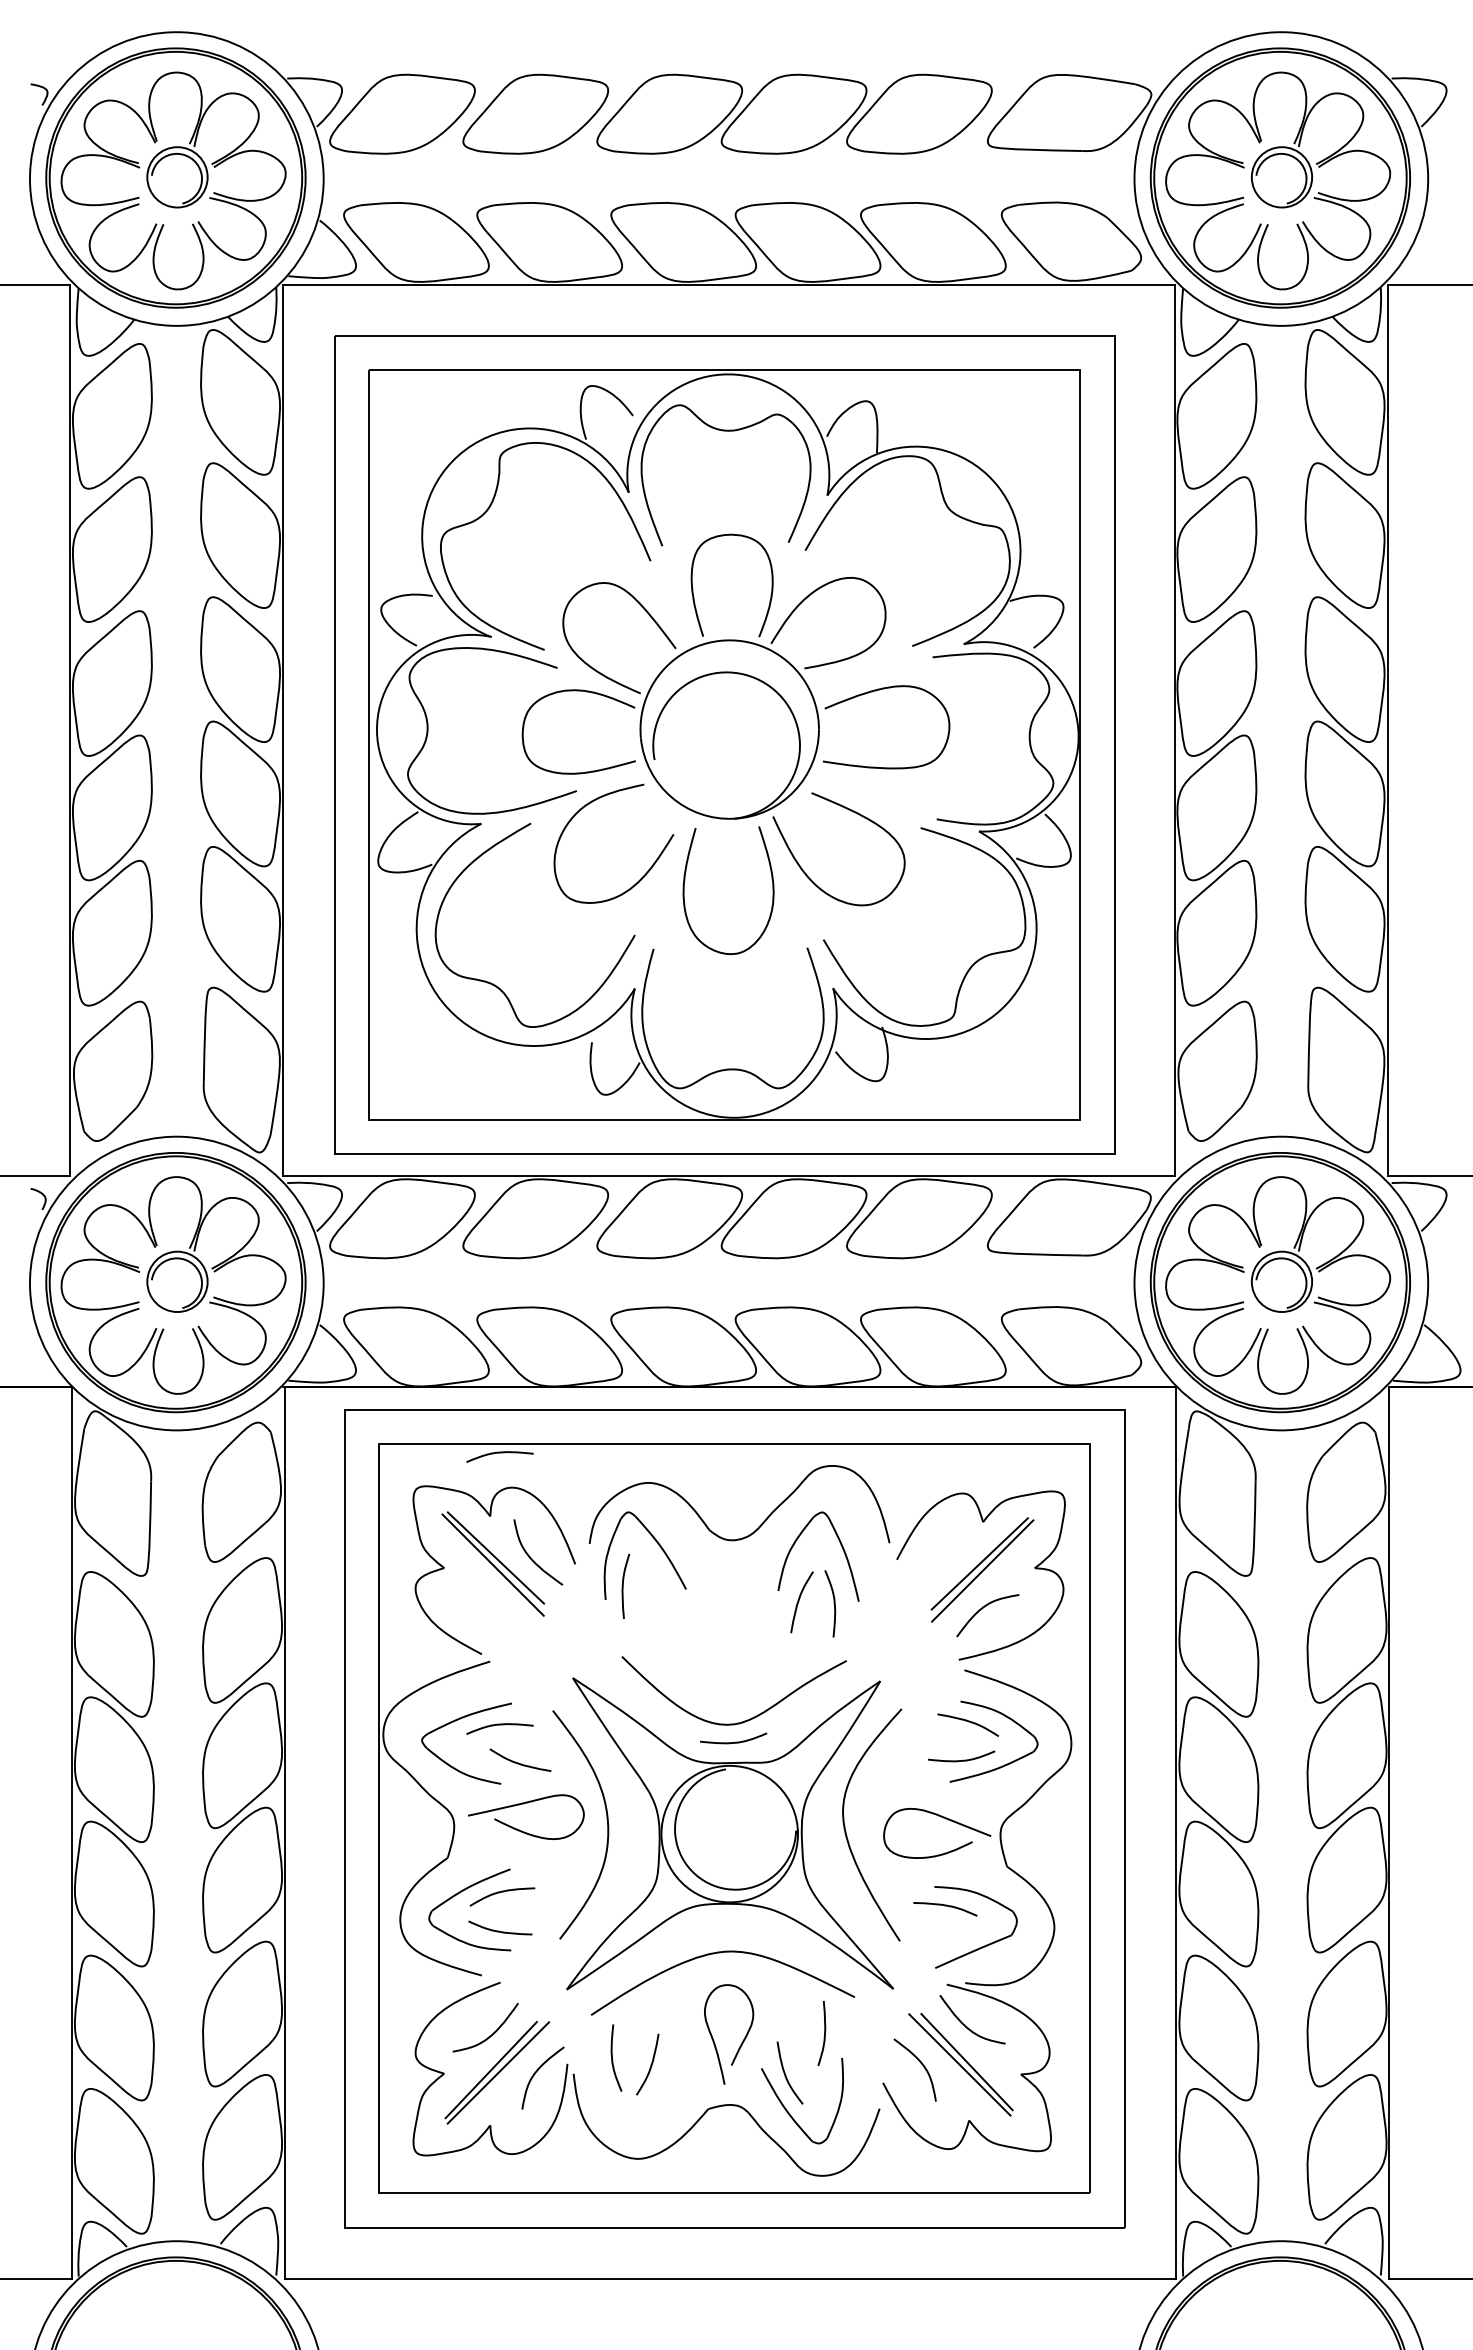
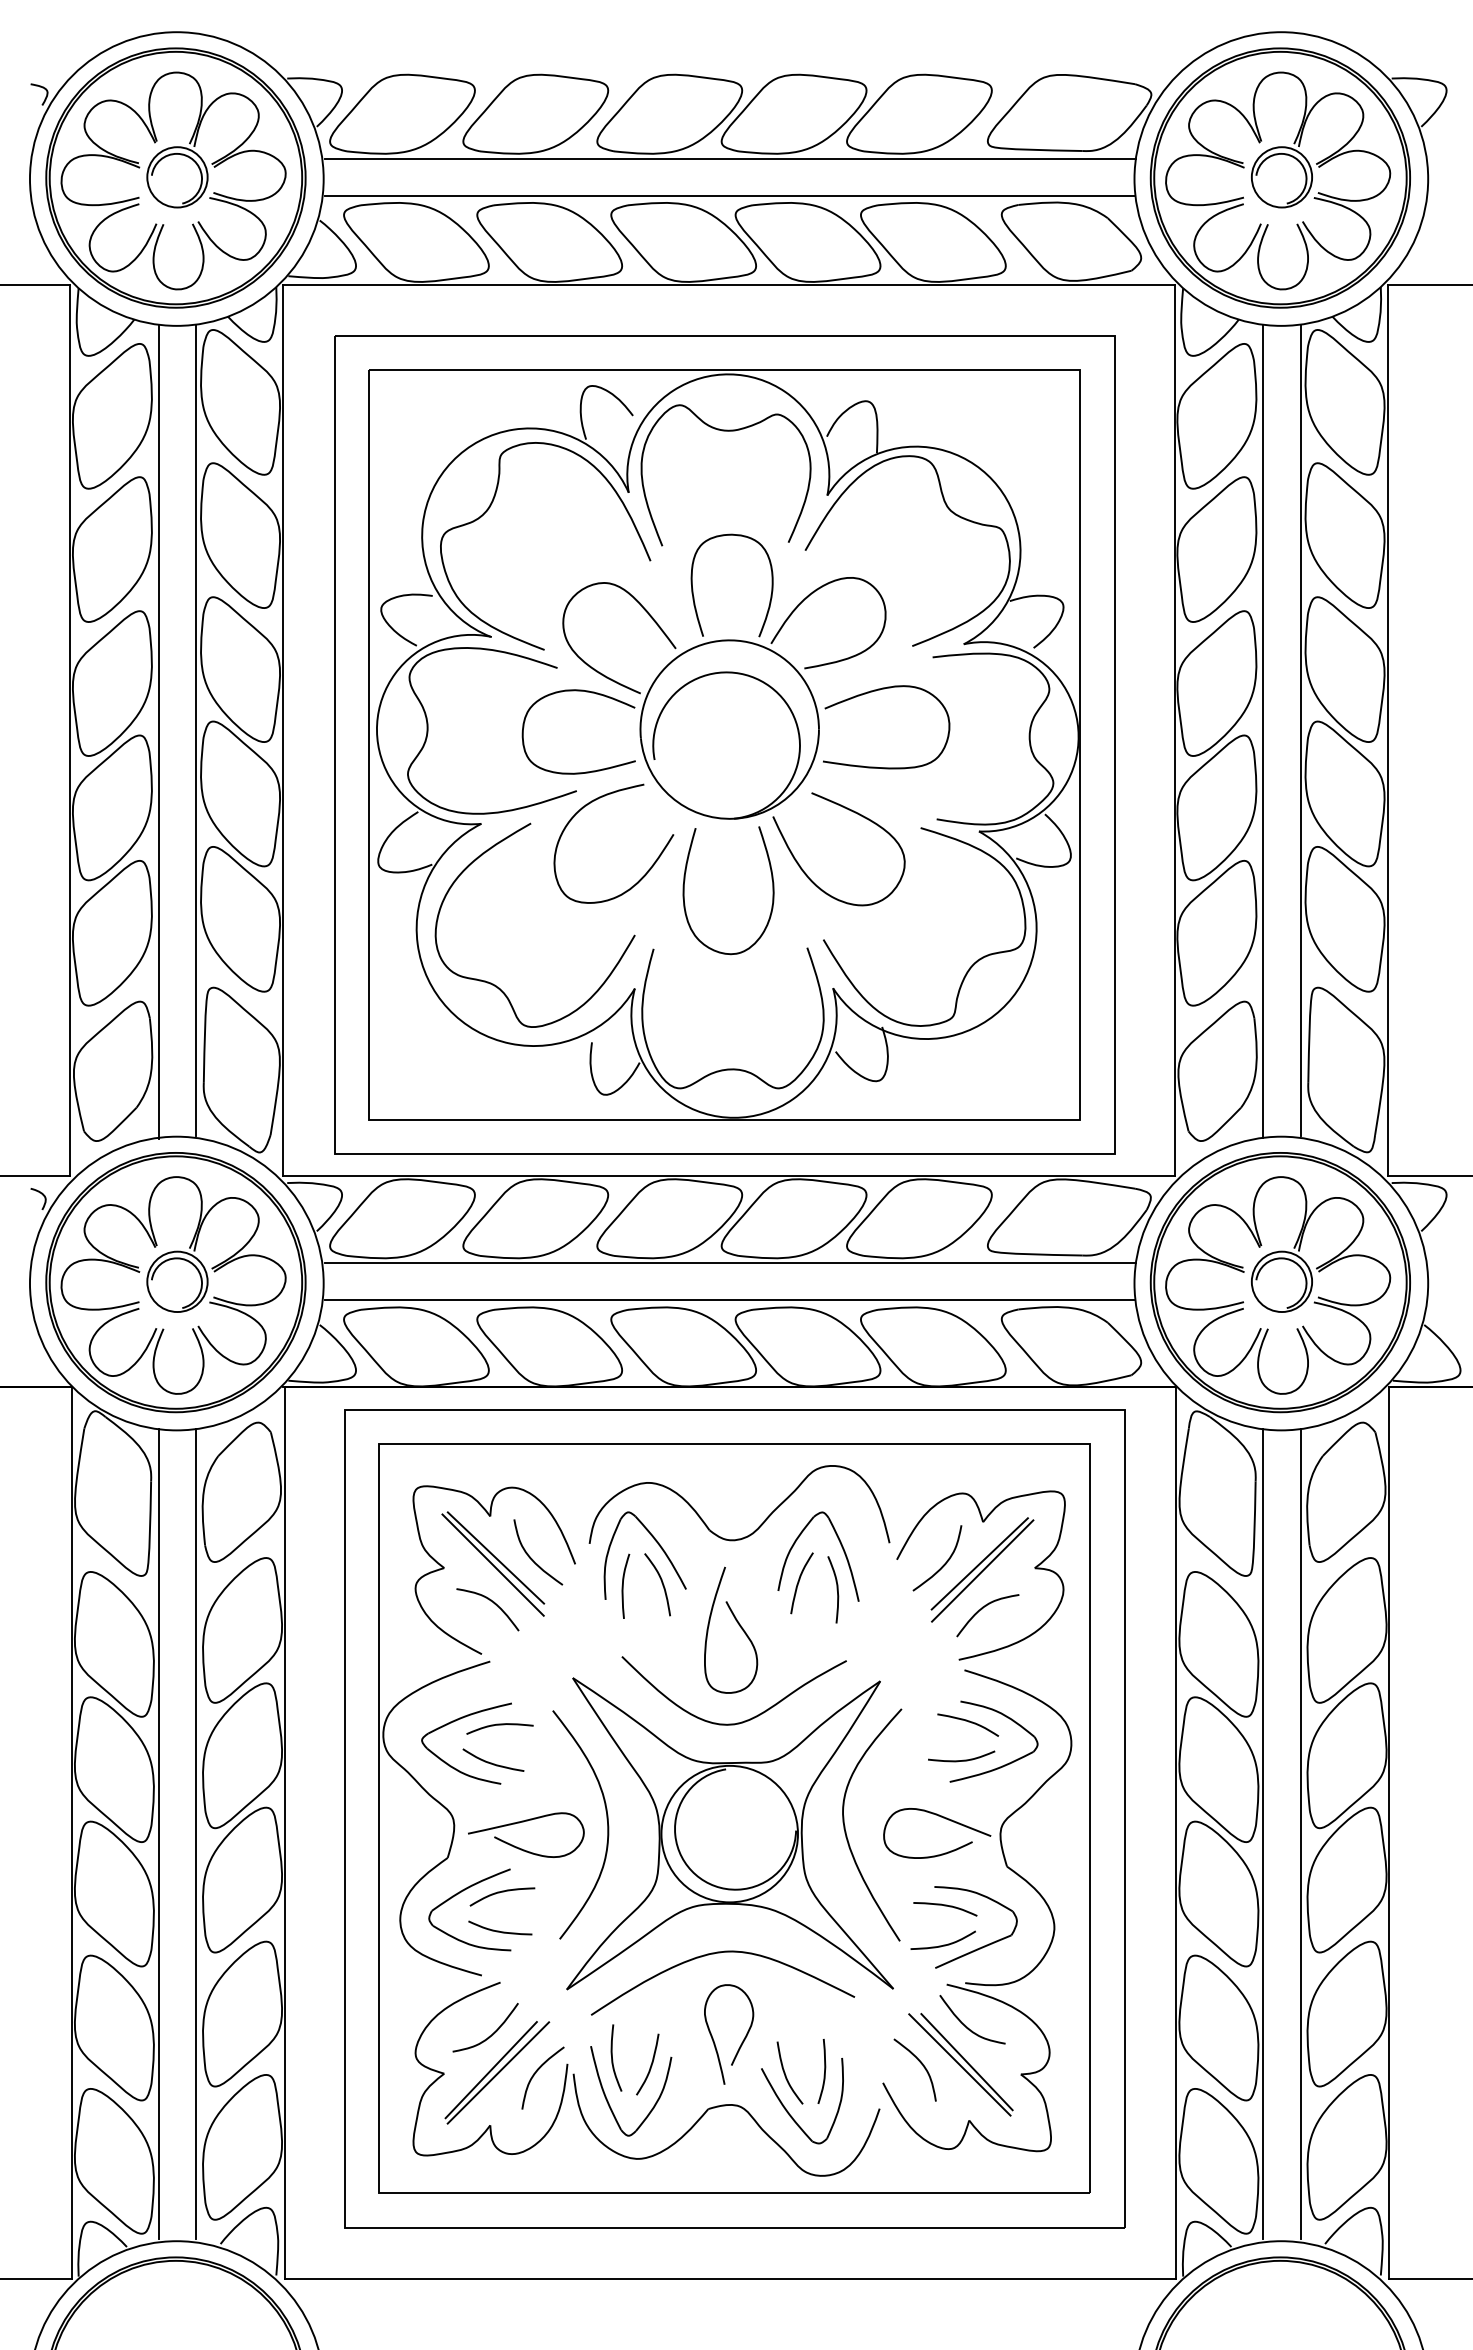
line: none -> present (729, 158)
line: none -> present (729, 195)
line: none -> present (196, 730)
line: none -> present (1263, 730)
line: none -> present (1300, 730)
line: none -> present (158, 731)
line: none -> present (729, 1263)
line: none -> present (729, 1300)
curve: present -> none (499, 1453)
curve: none -> present (943, 1564)
curve: none -> present (661, 1583)
curve position: (799, 1601) -> (799, 1582) (799, 1582)
curve: none -> present (493, 1603)
curve position: (833, 1603) -> (836, 1589) (836, 1589)
curve: none -> present (737, 1623)
curve: present -> none (735, 1741)
curve position: (518, 1762) -> (491, 1762) (491, 1762)
curve position: (523, 1804) -> (523, 1822) (523, 1822)
line: none -> present (196, 1833)
line: none -> present (1300, 1833)
line: none -> present (158, 1834)
line: none -> present (1263, 1834)
curve: none -> present (943, 1944)
curve position: (824, 2033) -> (824, 2071) (824, 2071)
part: none -> present (608, 2100)
